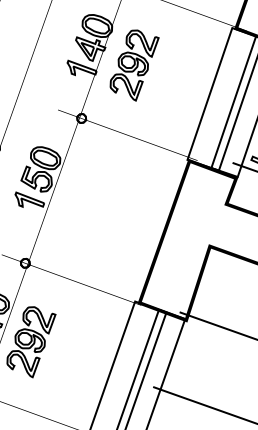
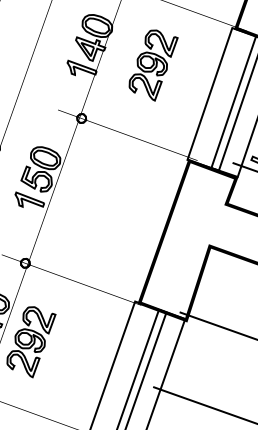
part position: (134, 65) -> (153, 65) (153, 65)
